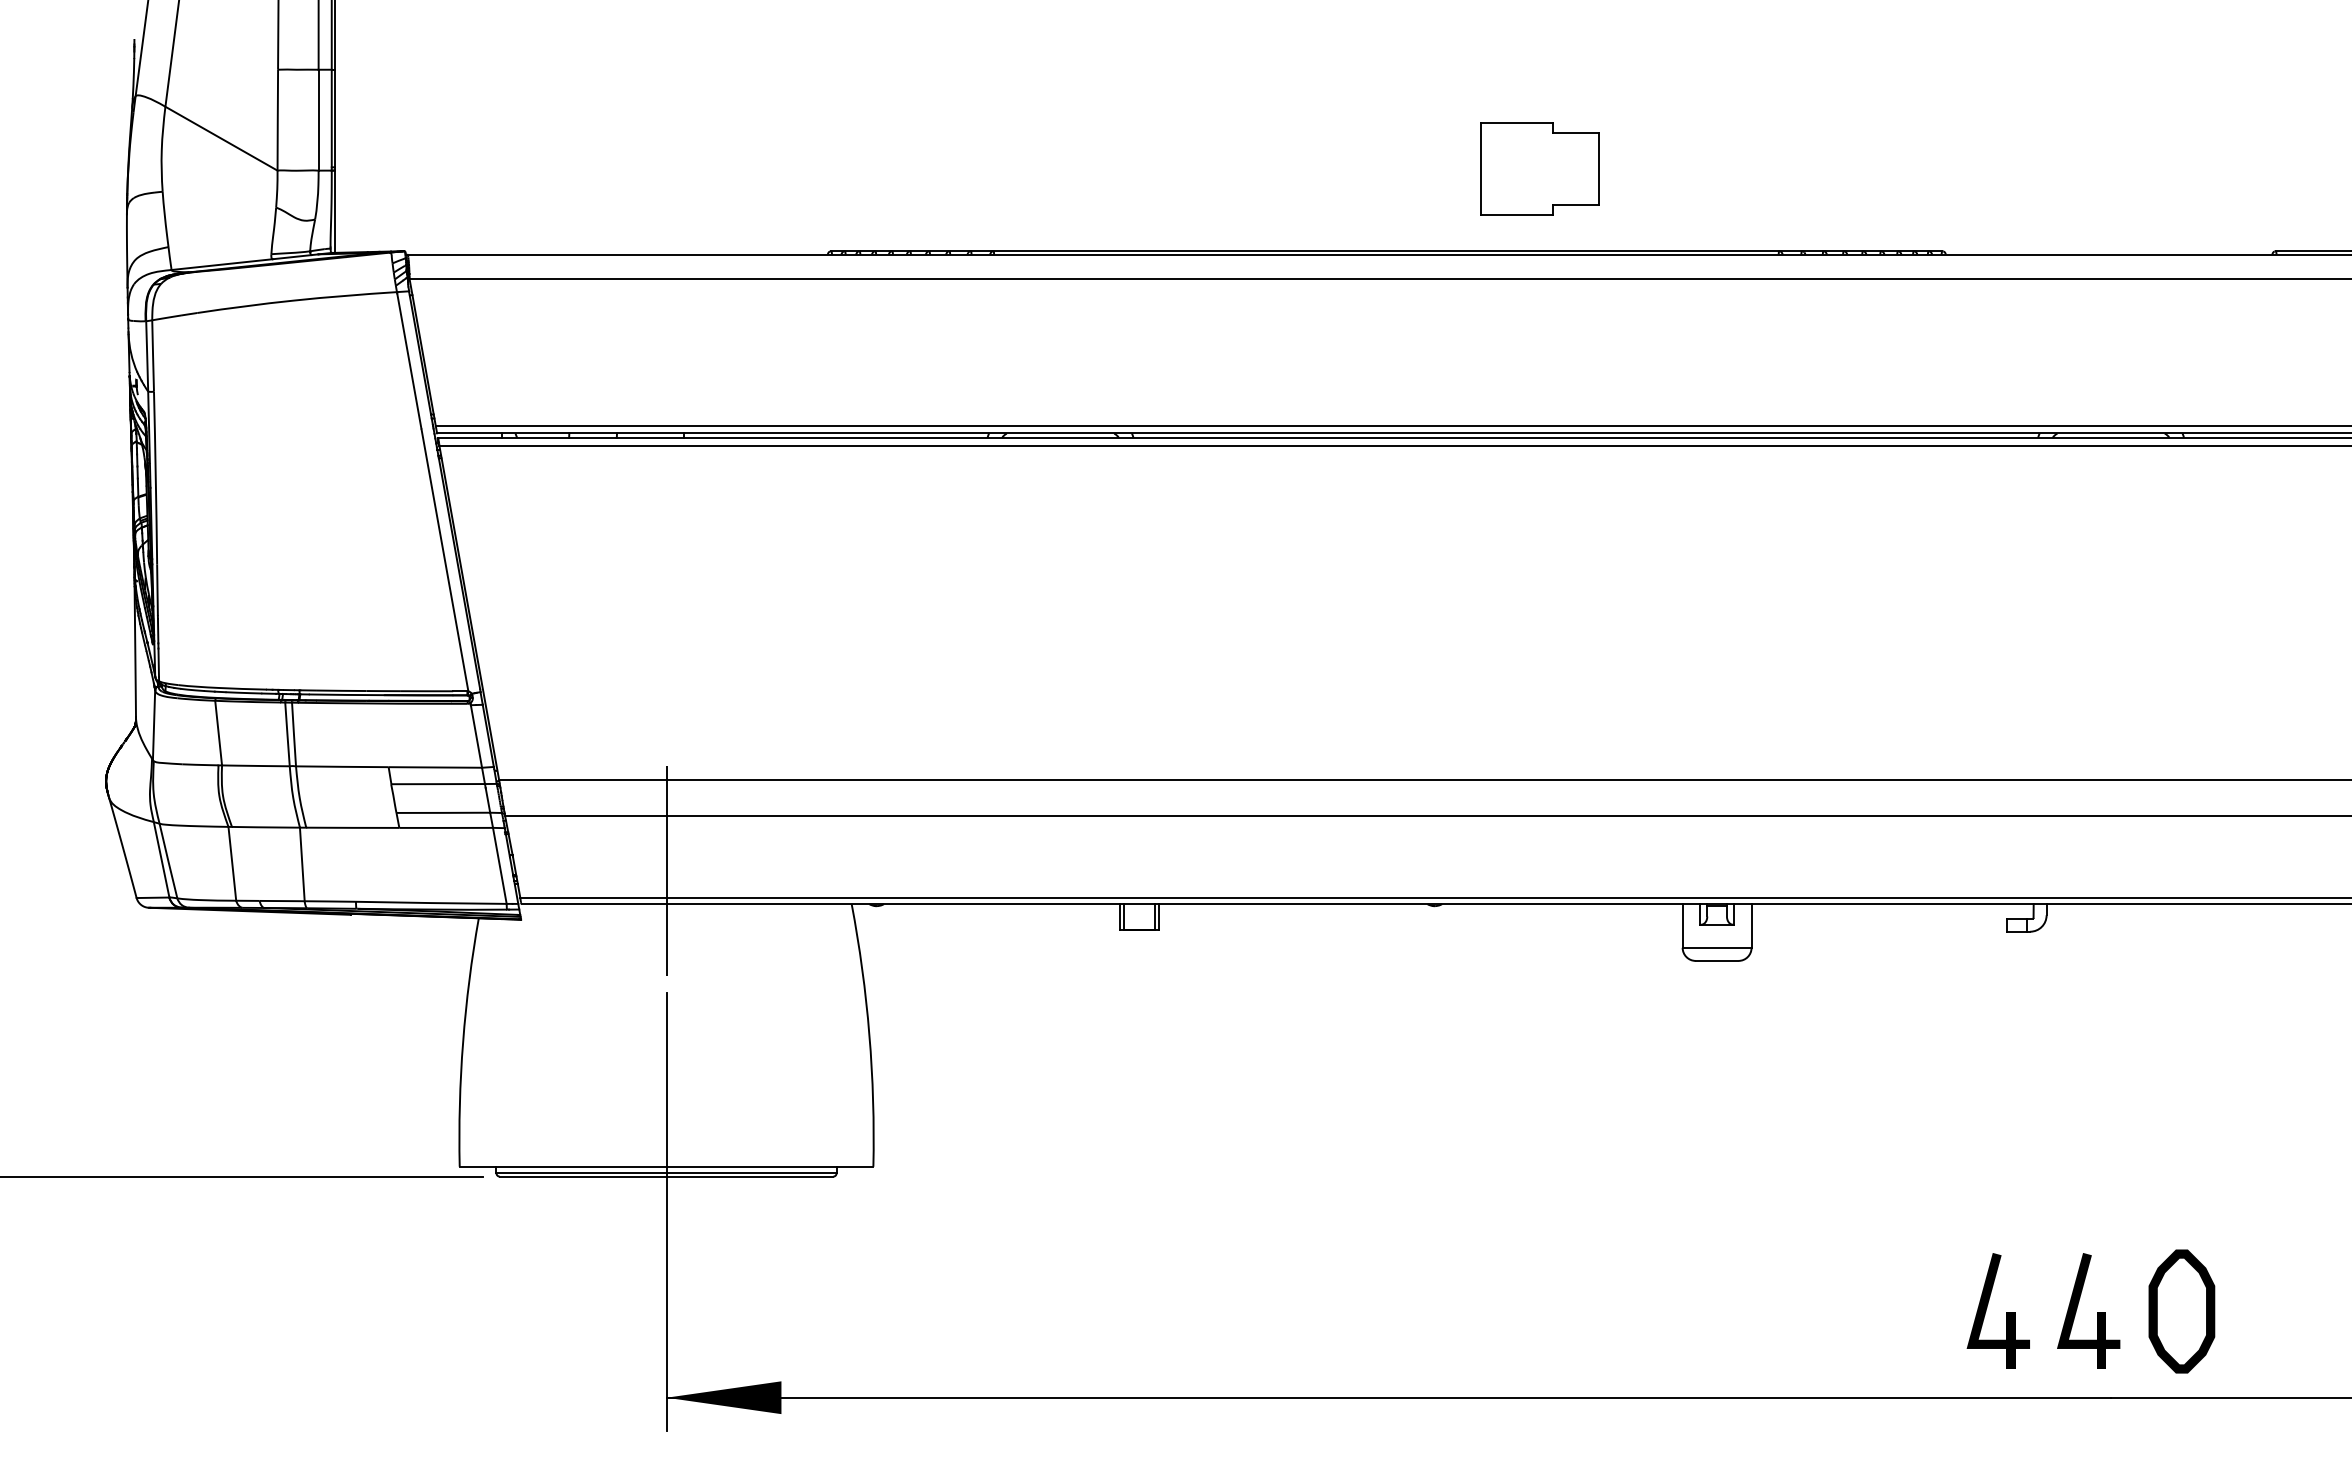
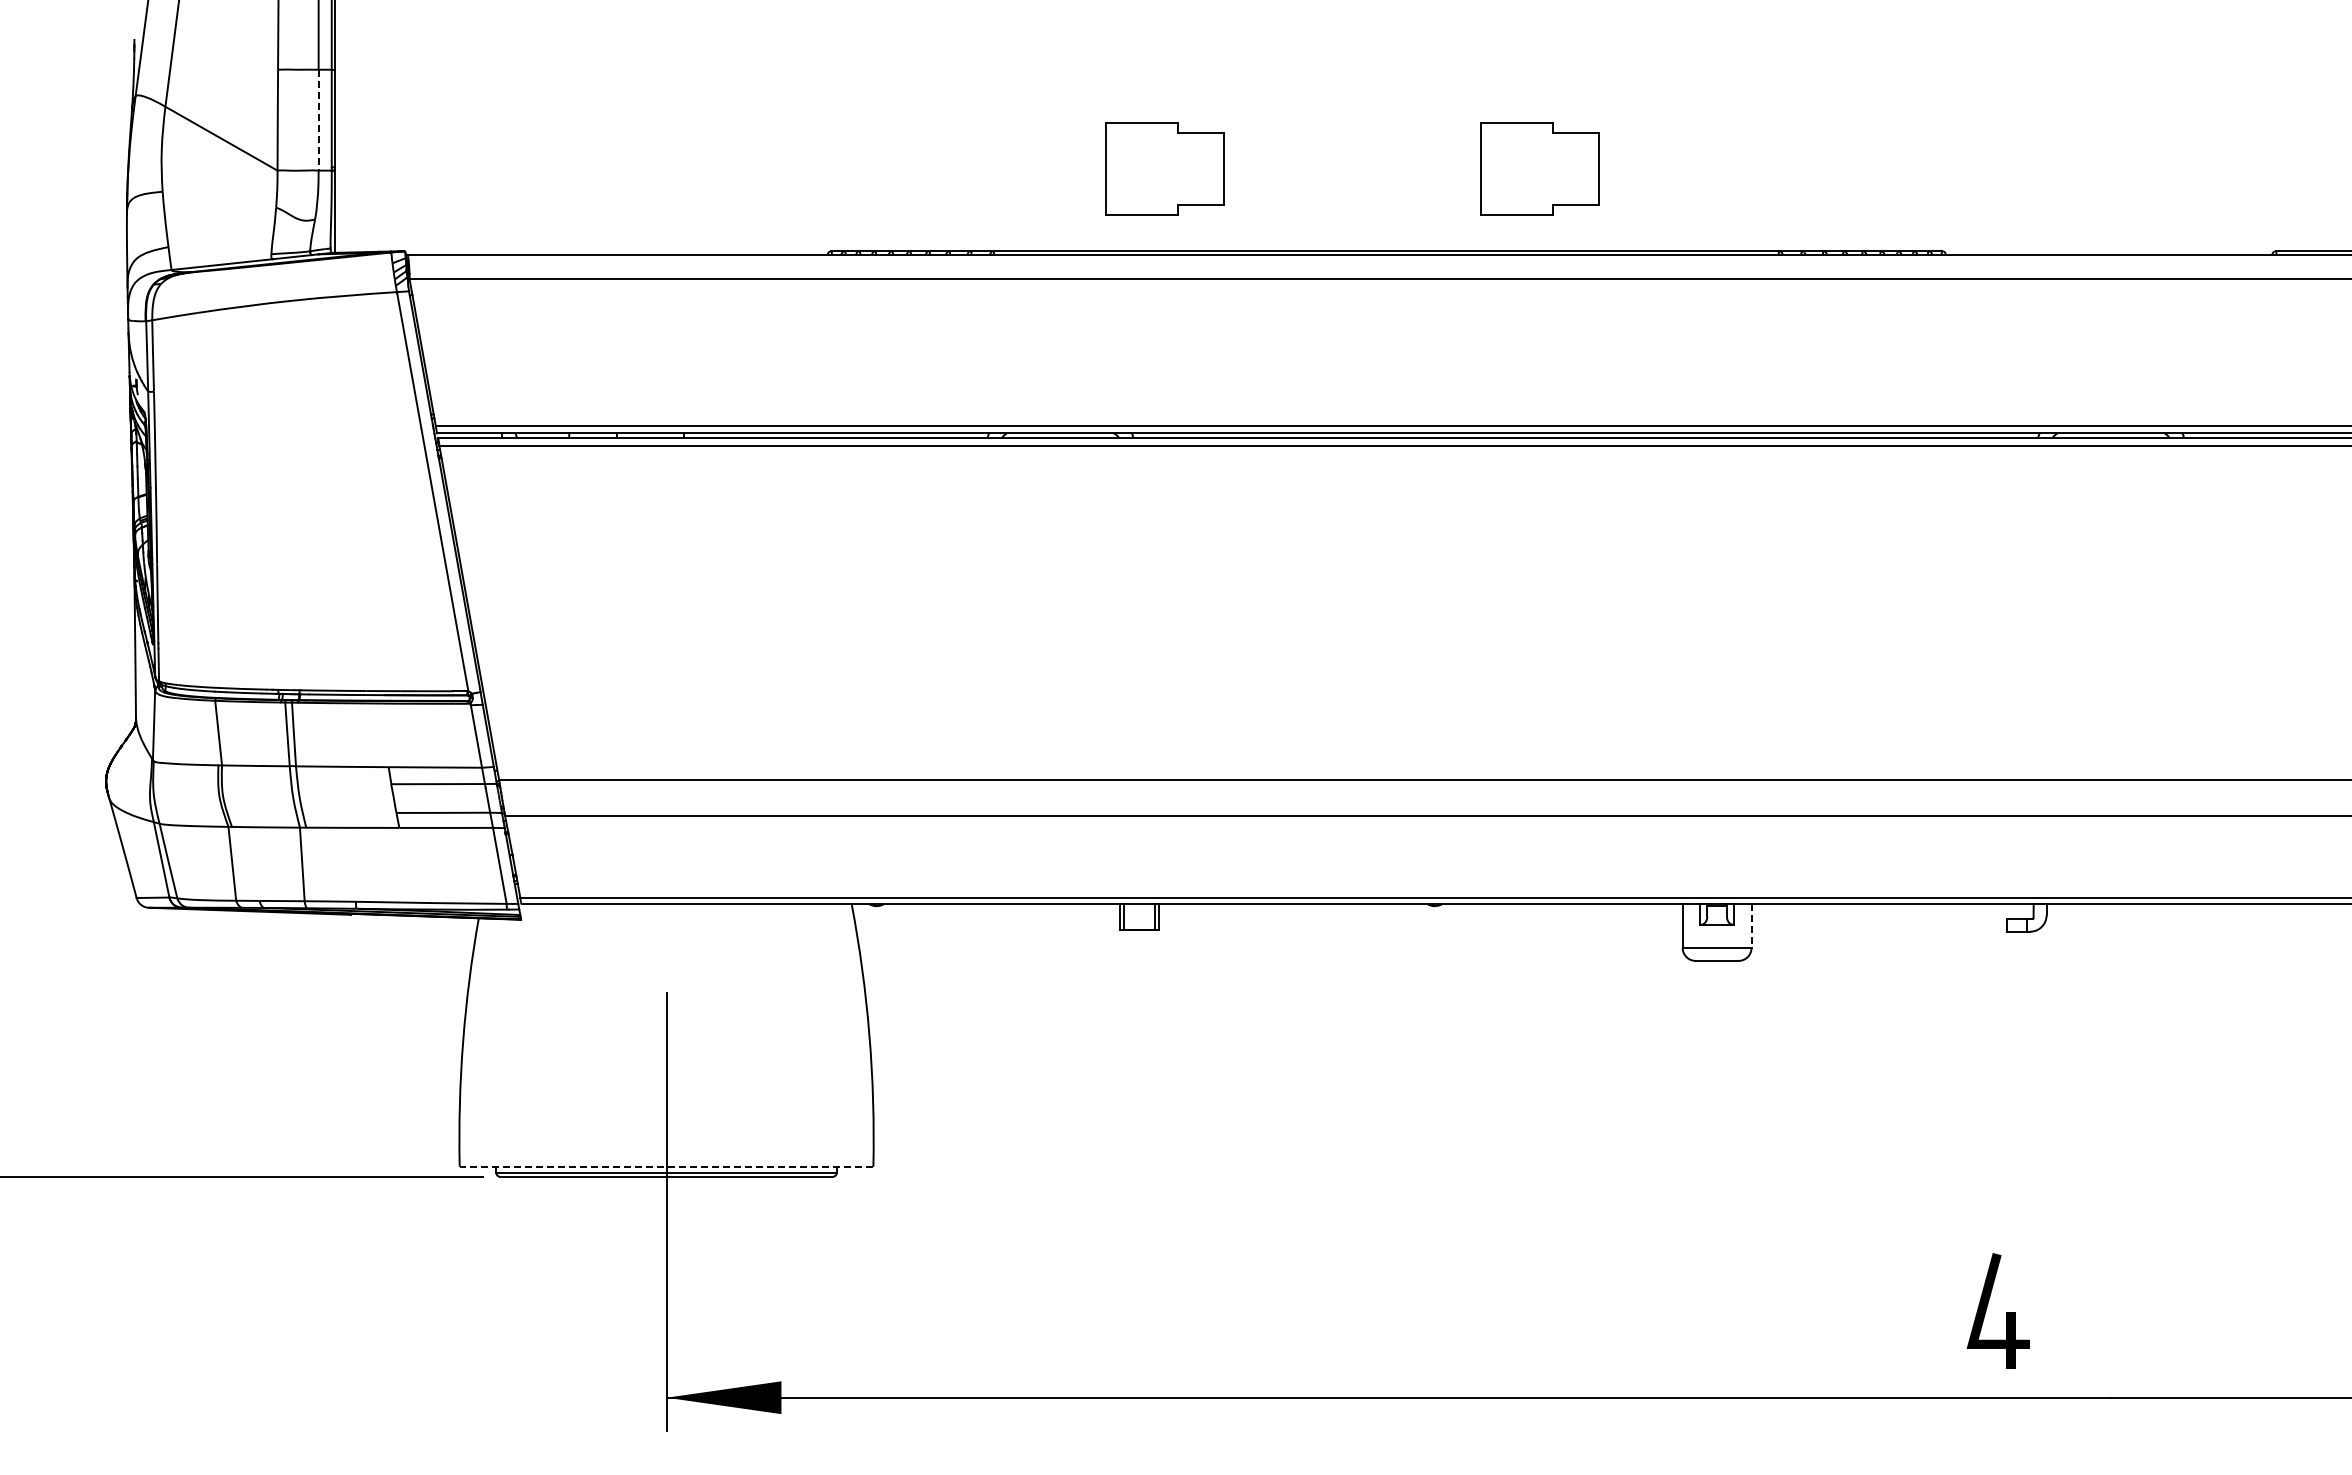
line: solid -> dashed (318, 120)
part: none -> present (1164, 168)
line: present -> none (666, 871)
line: solid -> dashed (1751, 925)
line: solid -> dashed (666, 1166)
part: present -> none (2181, 1311)
part: present -> none (2097, 1312)
